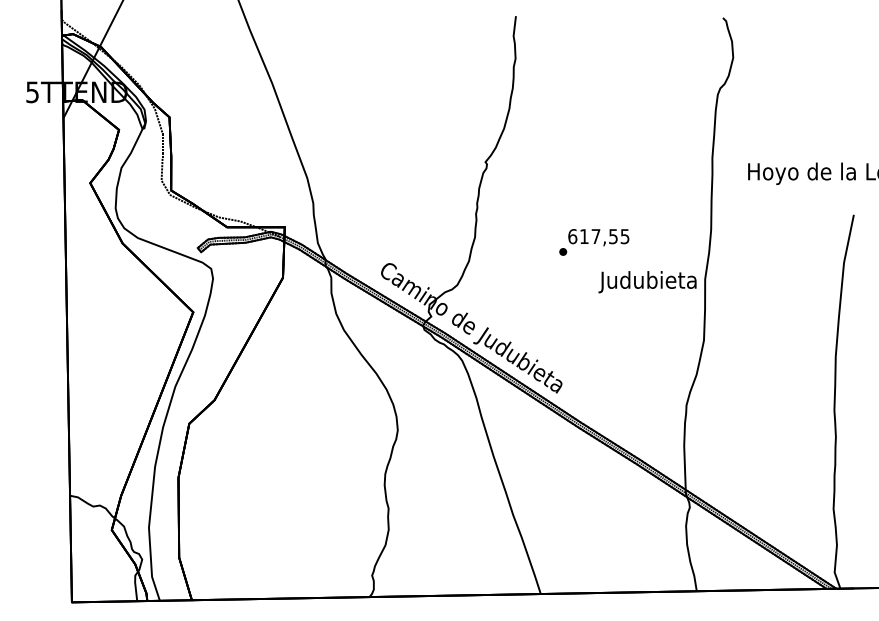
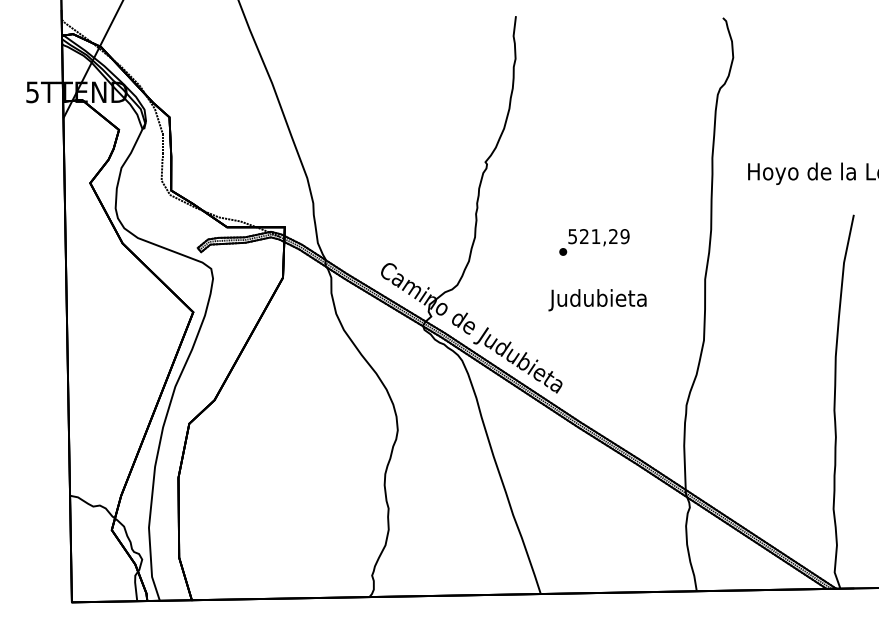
text: 617,55 -> 521,29 (598, 236)
text position: (647, 282) -> (597, 300) (597, 300)
